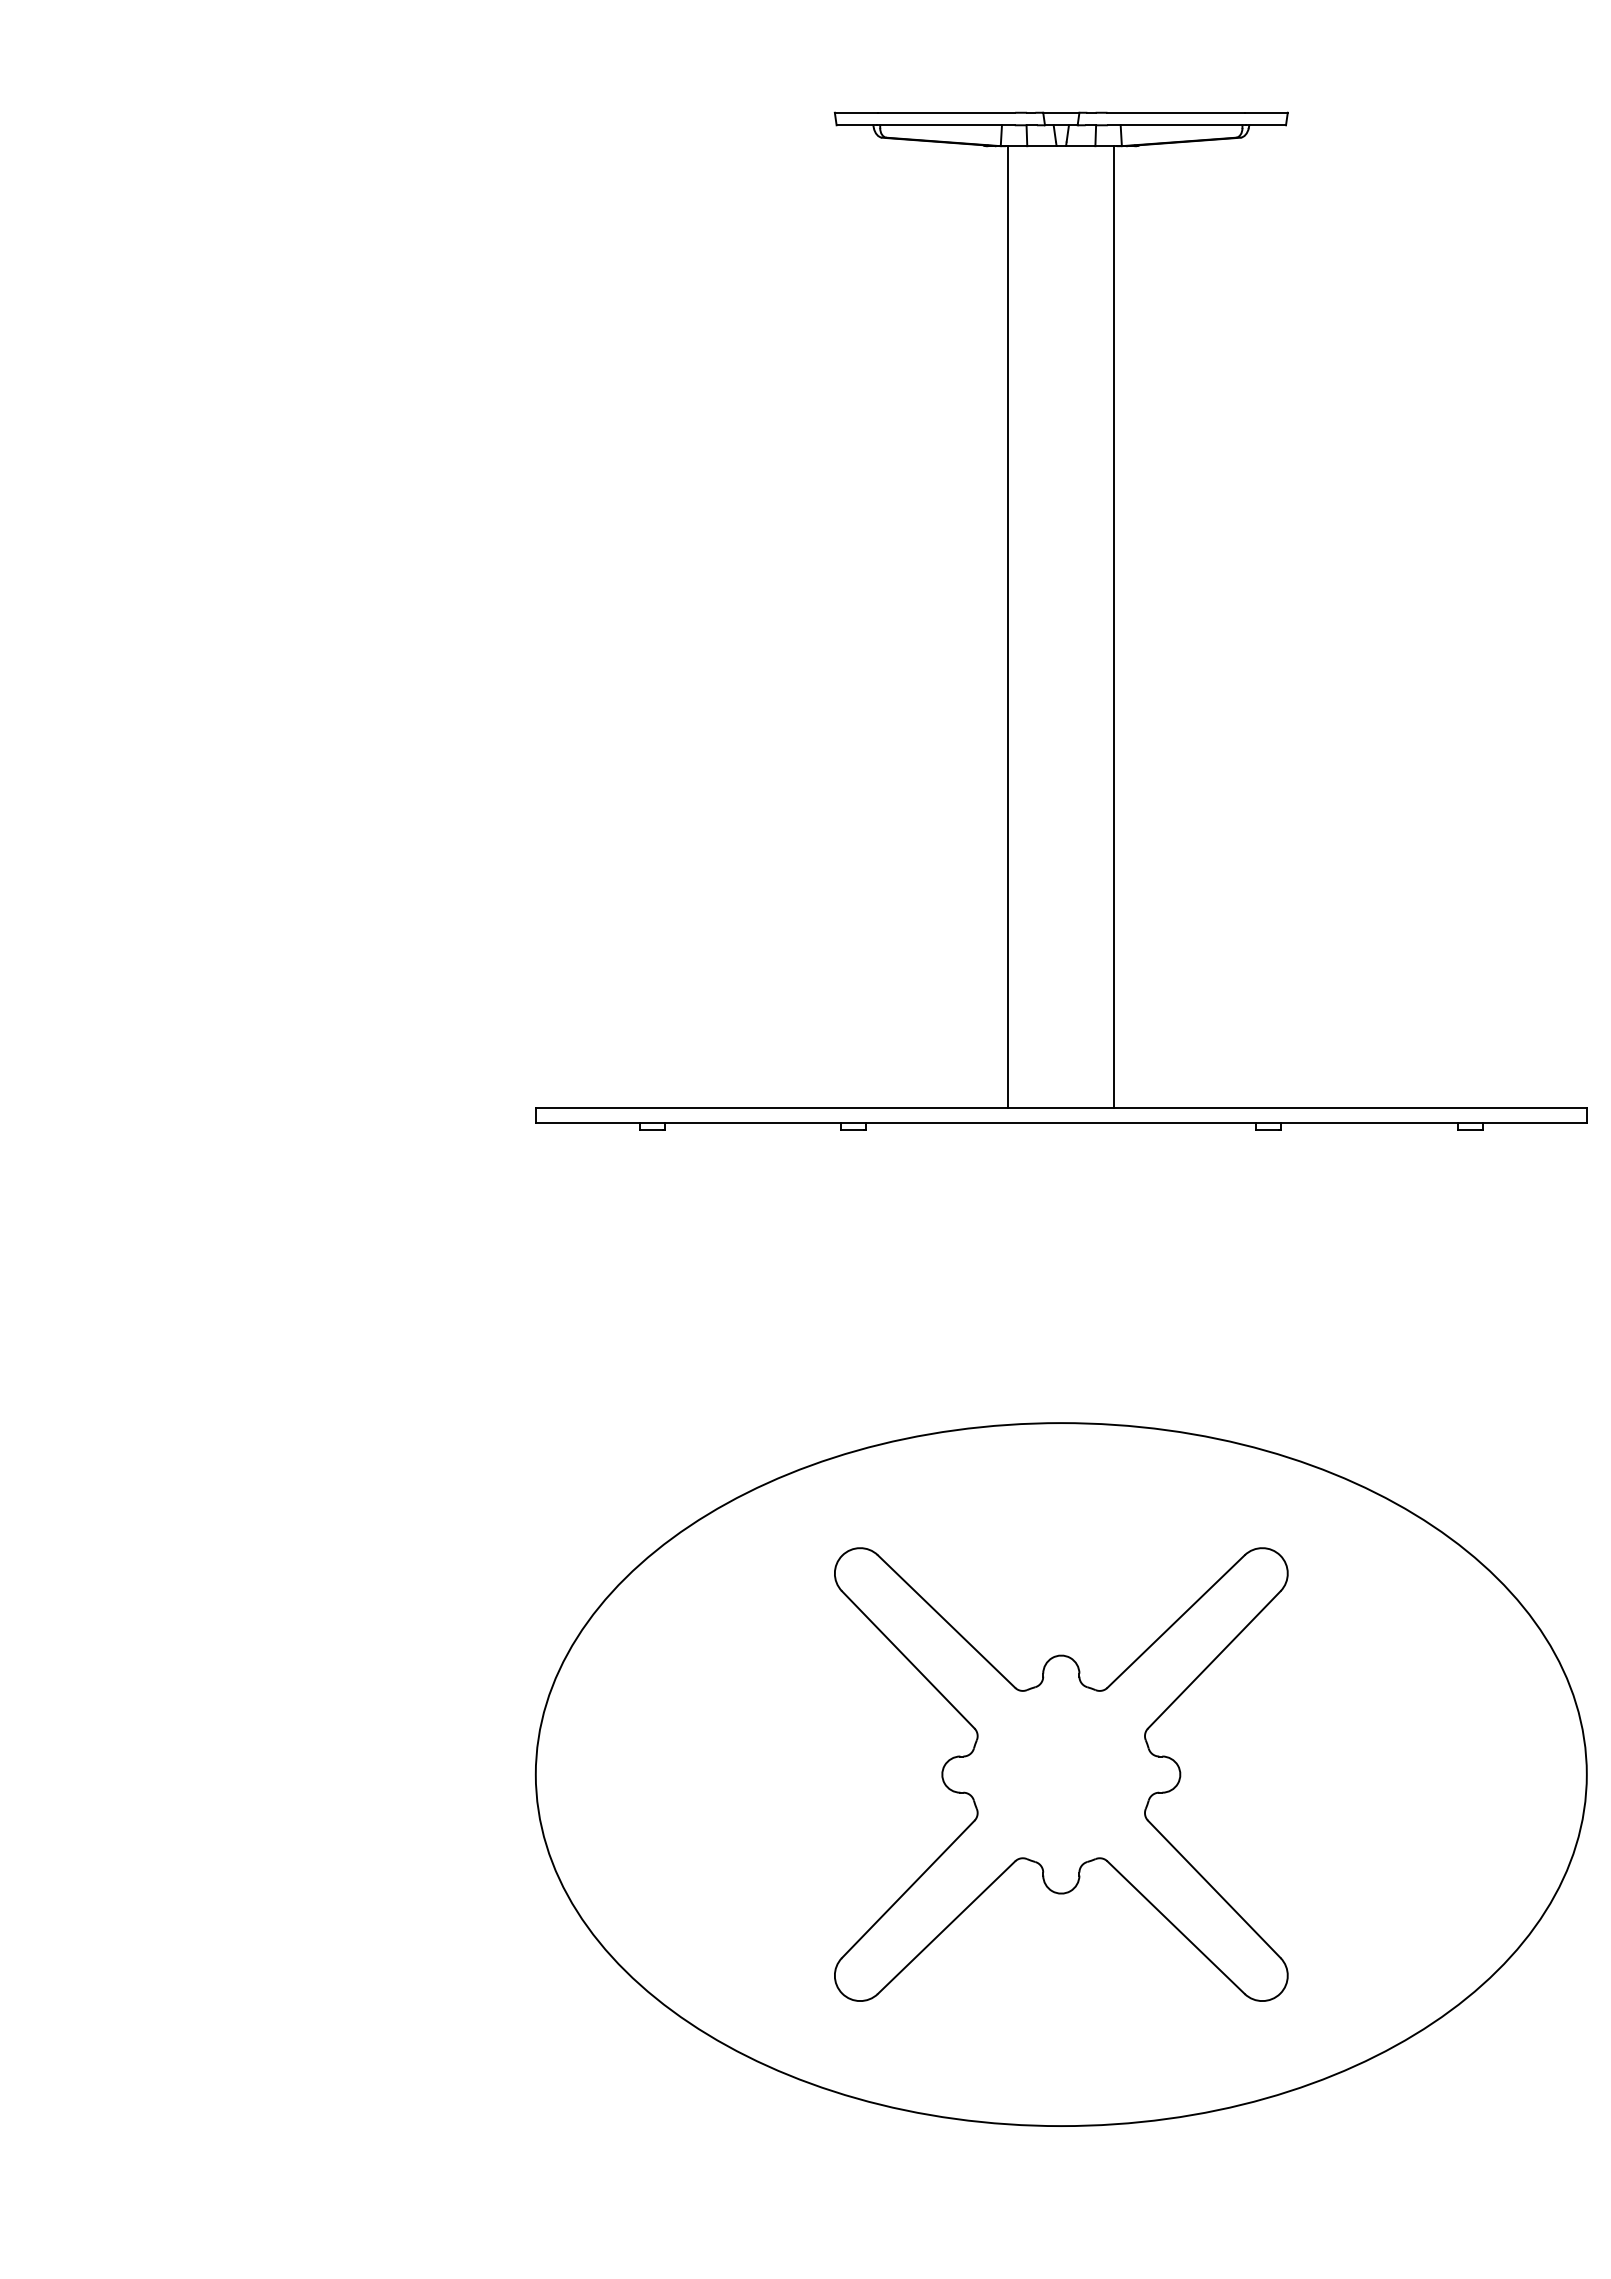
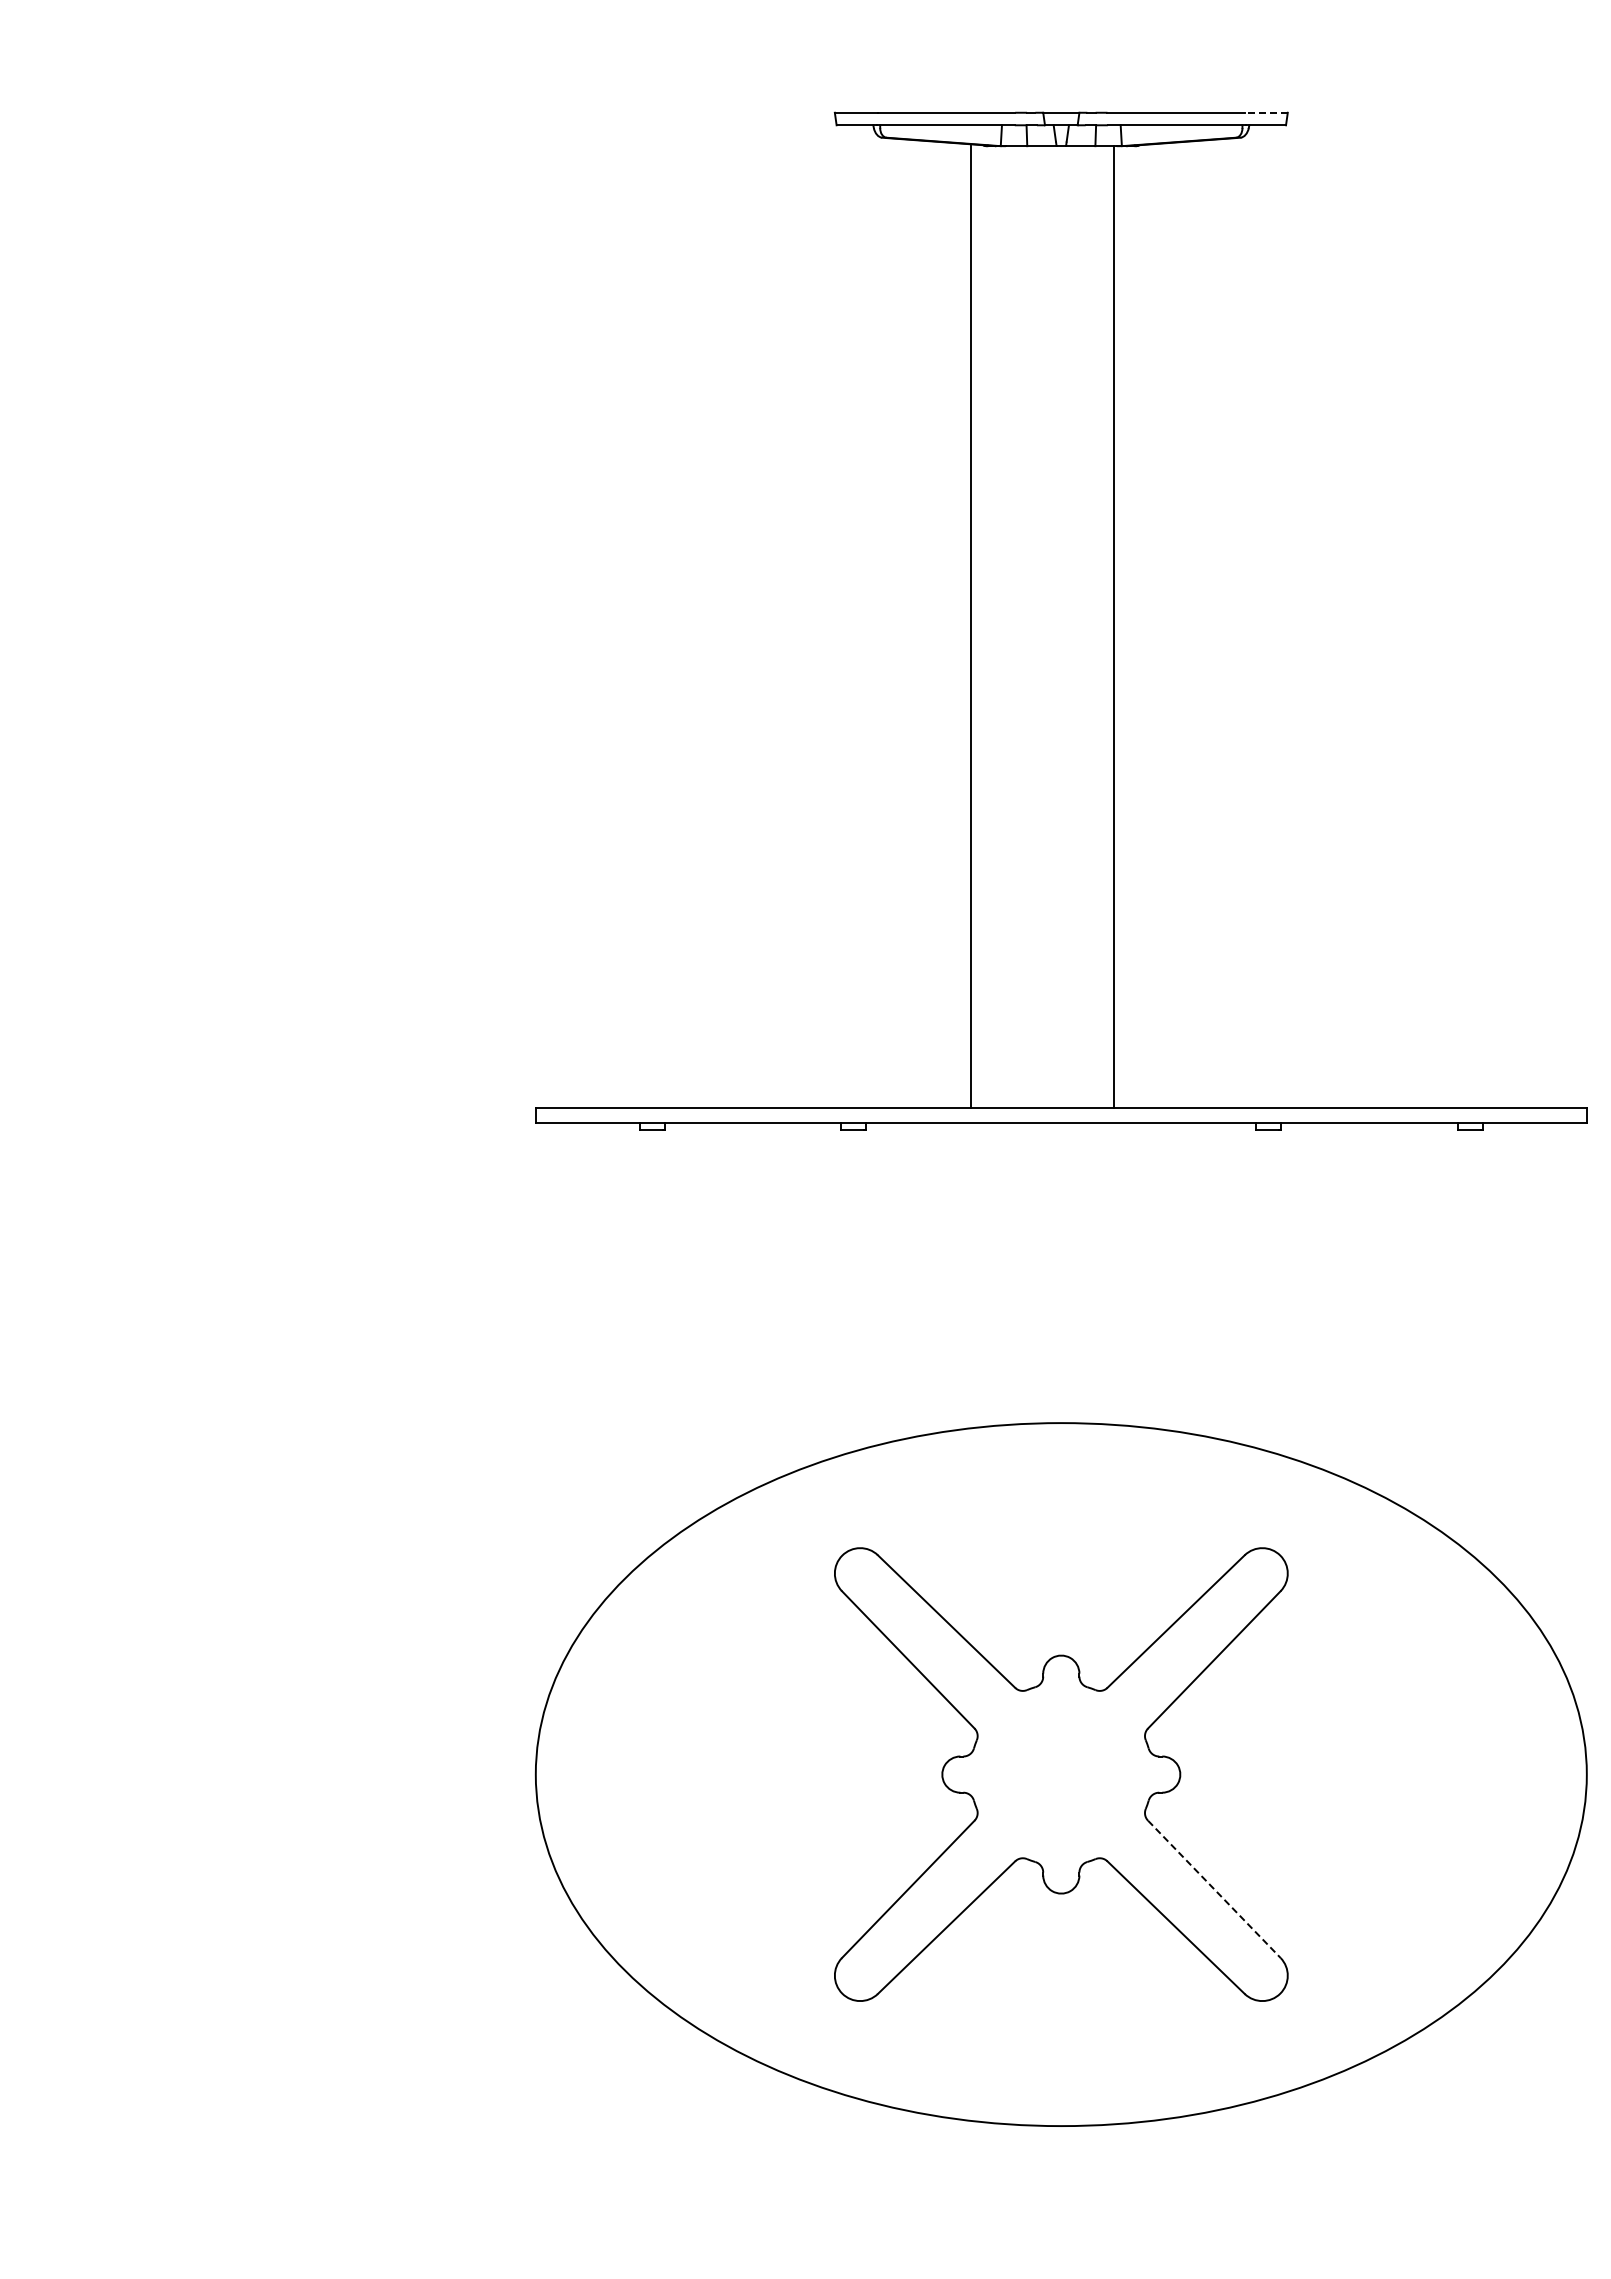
line: solid -> dashed (1266, 112)
line position: (1008, 627) -> (971, 627) (971, 627)
line: solid -> dashed (1214, 1889)
